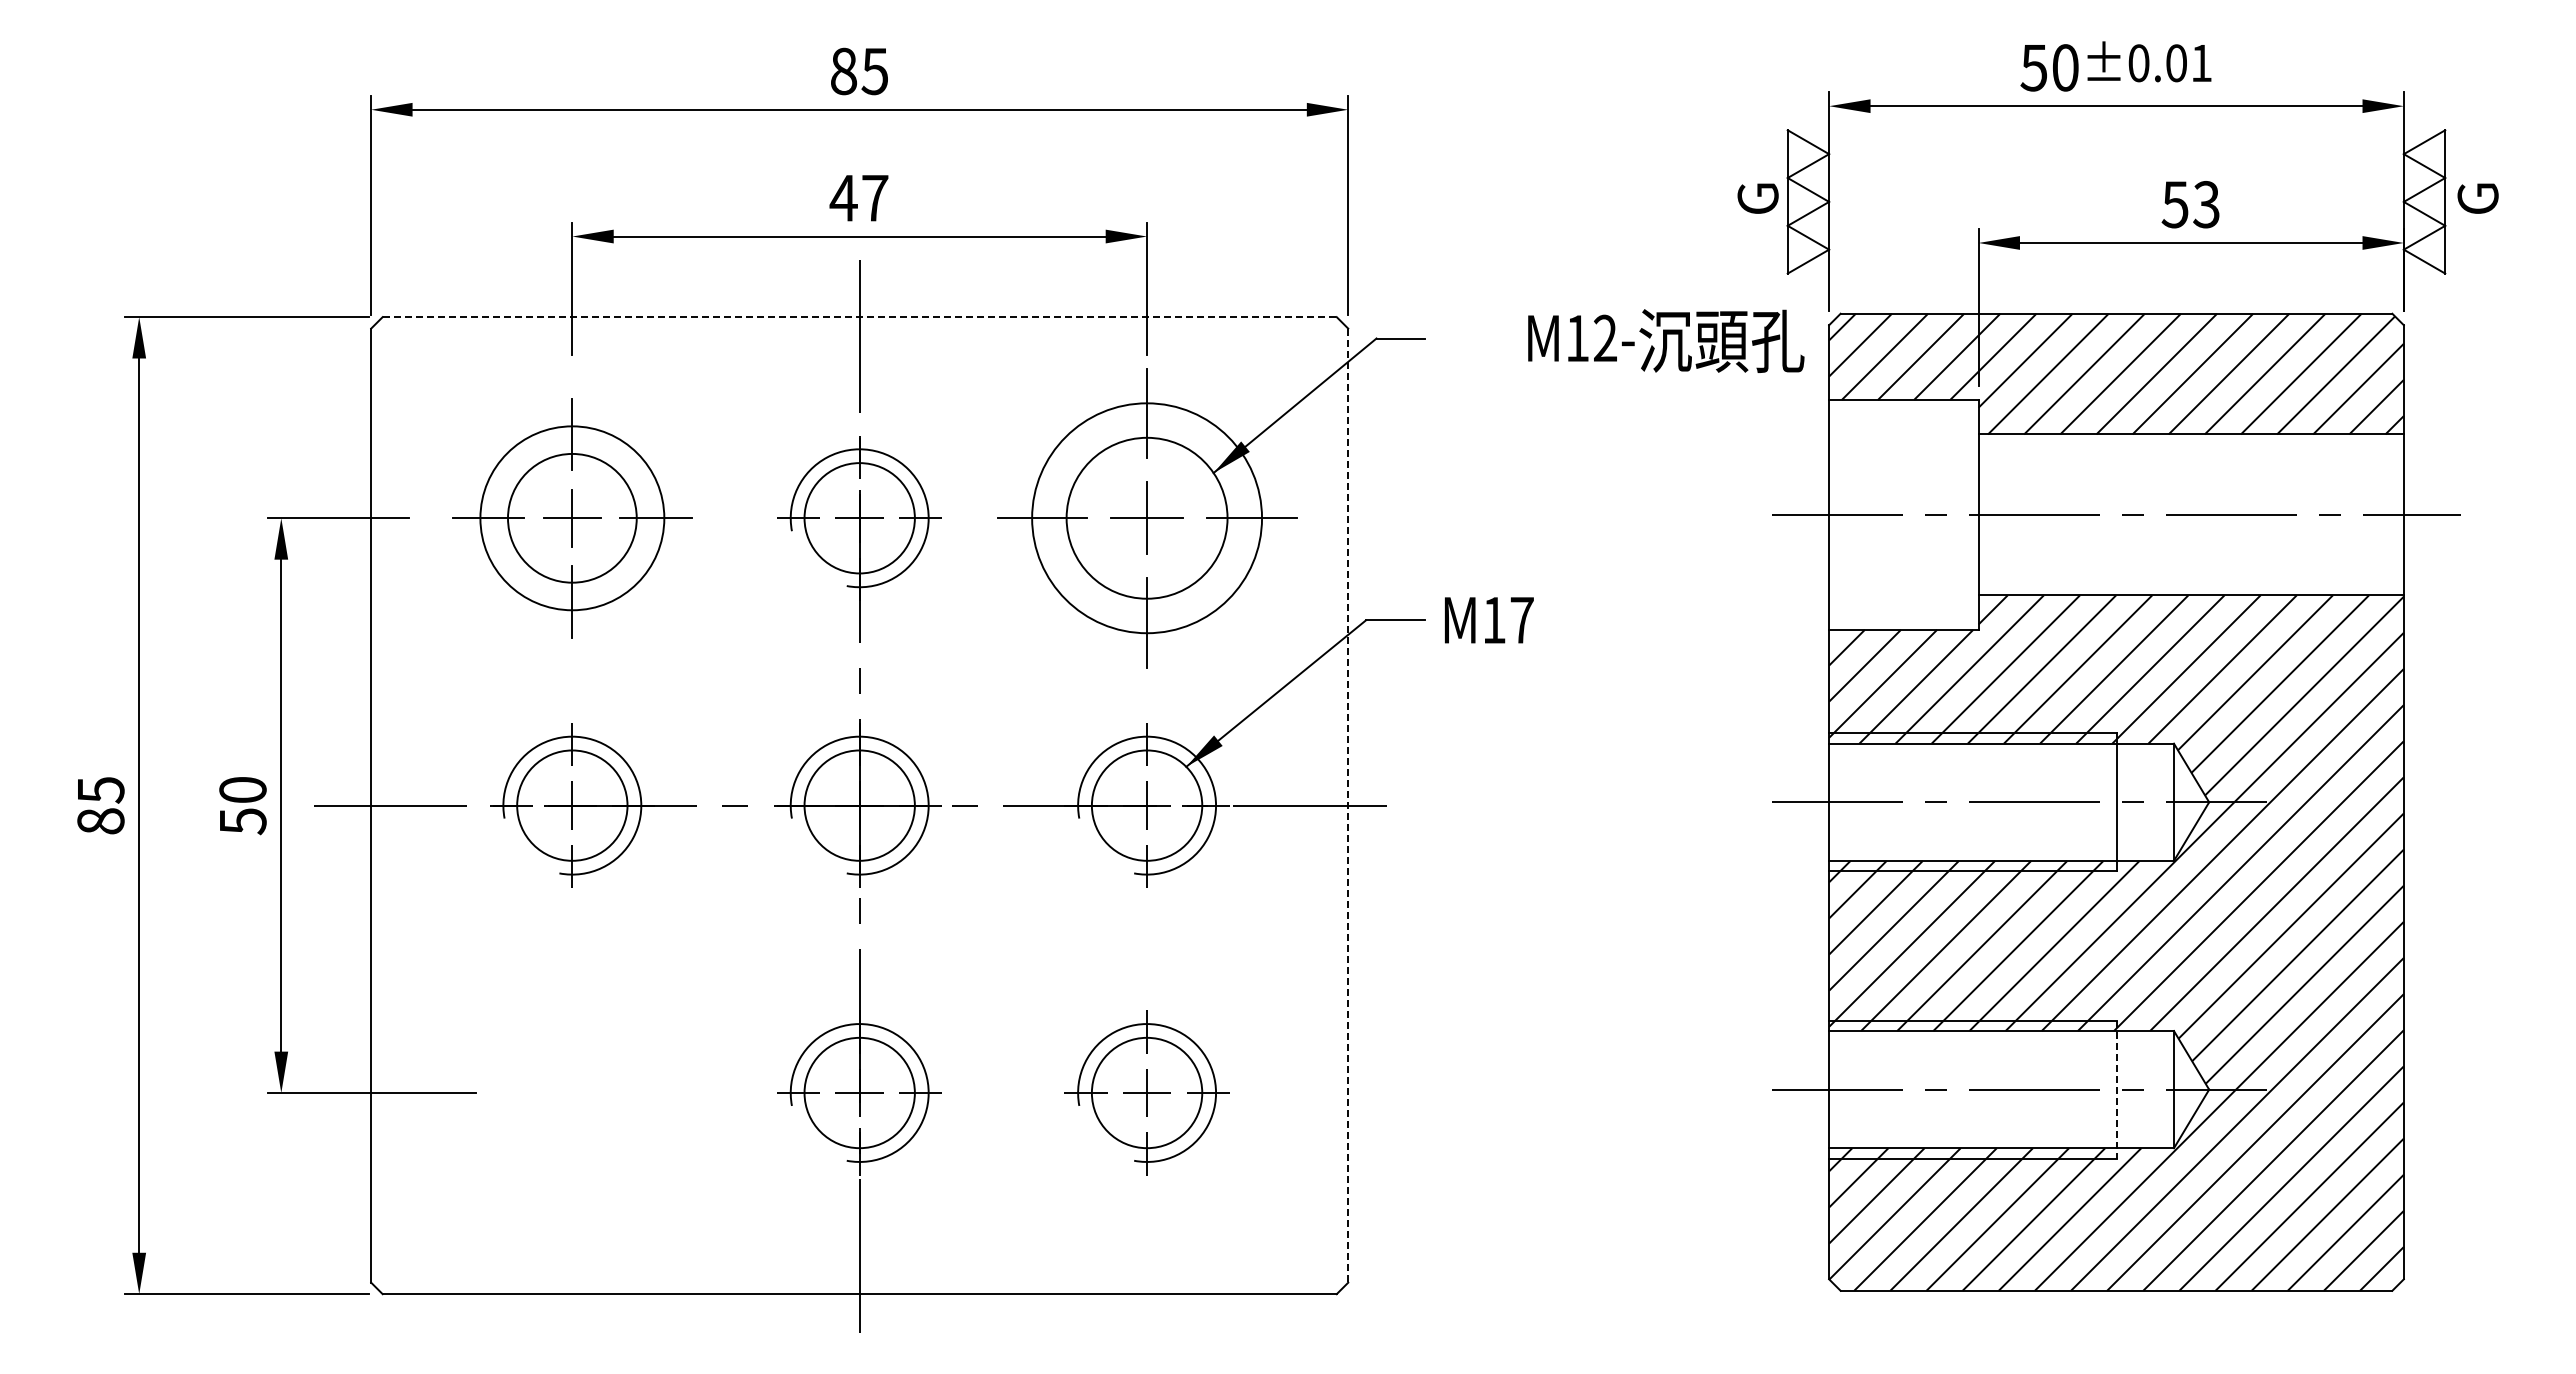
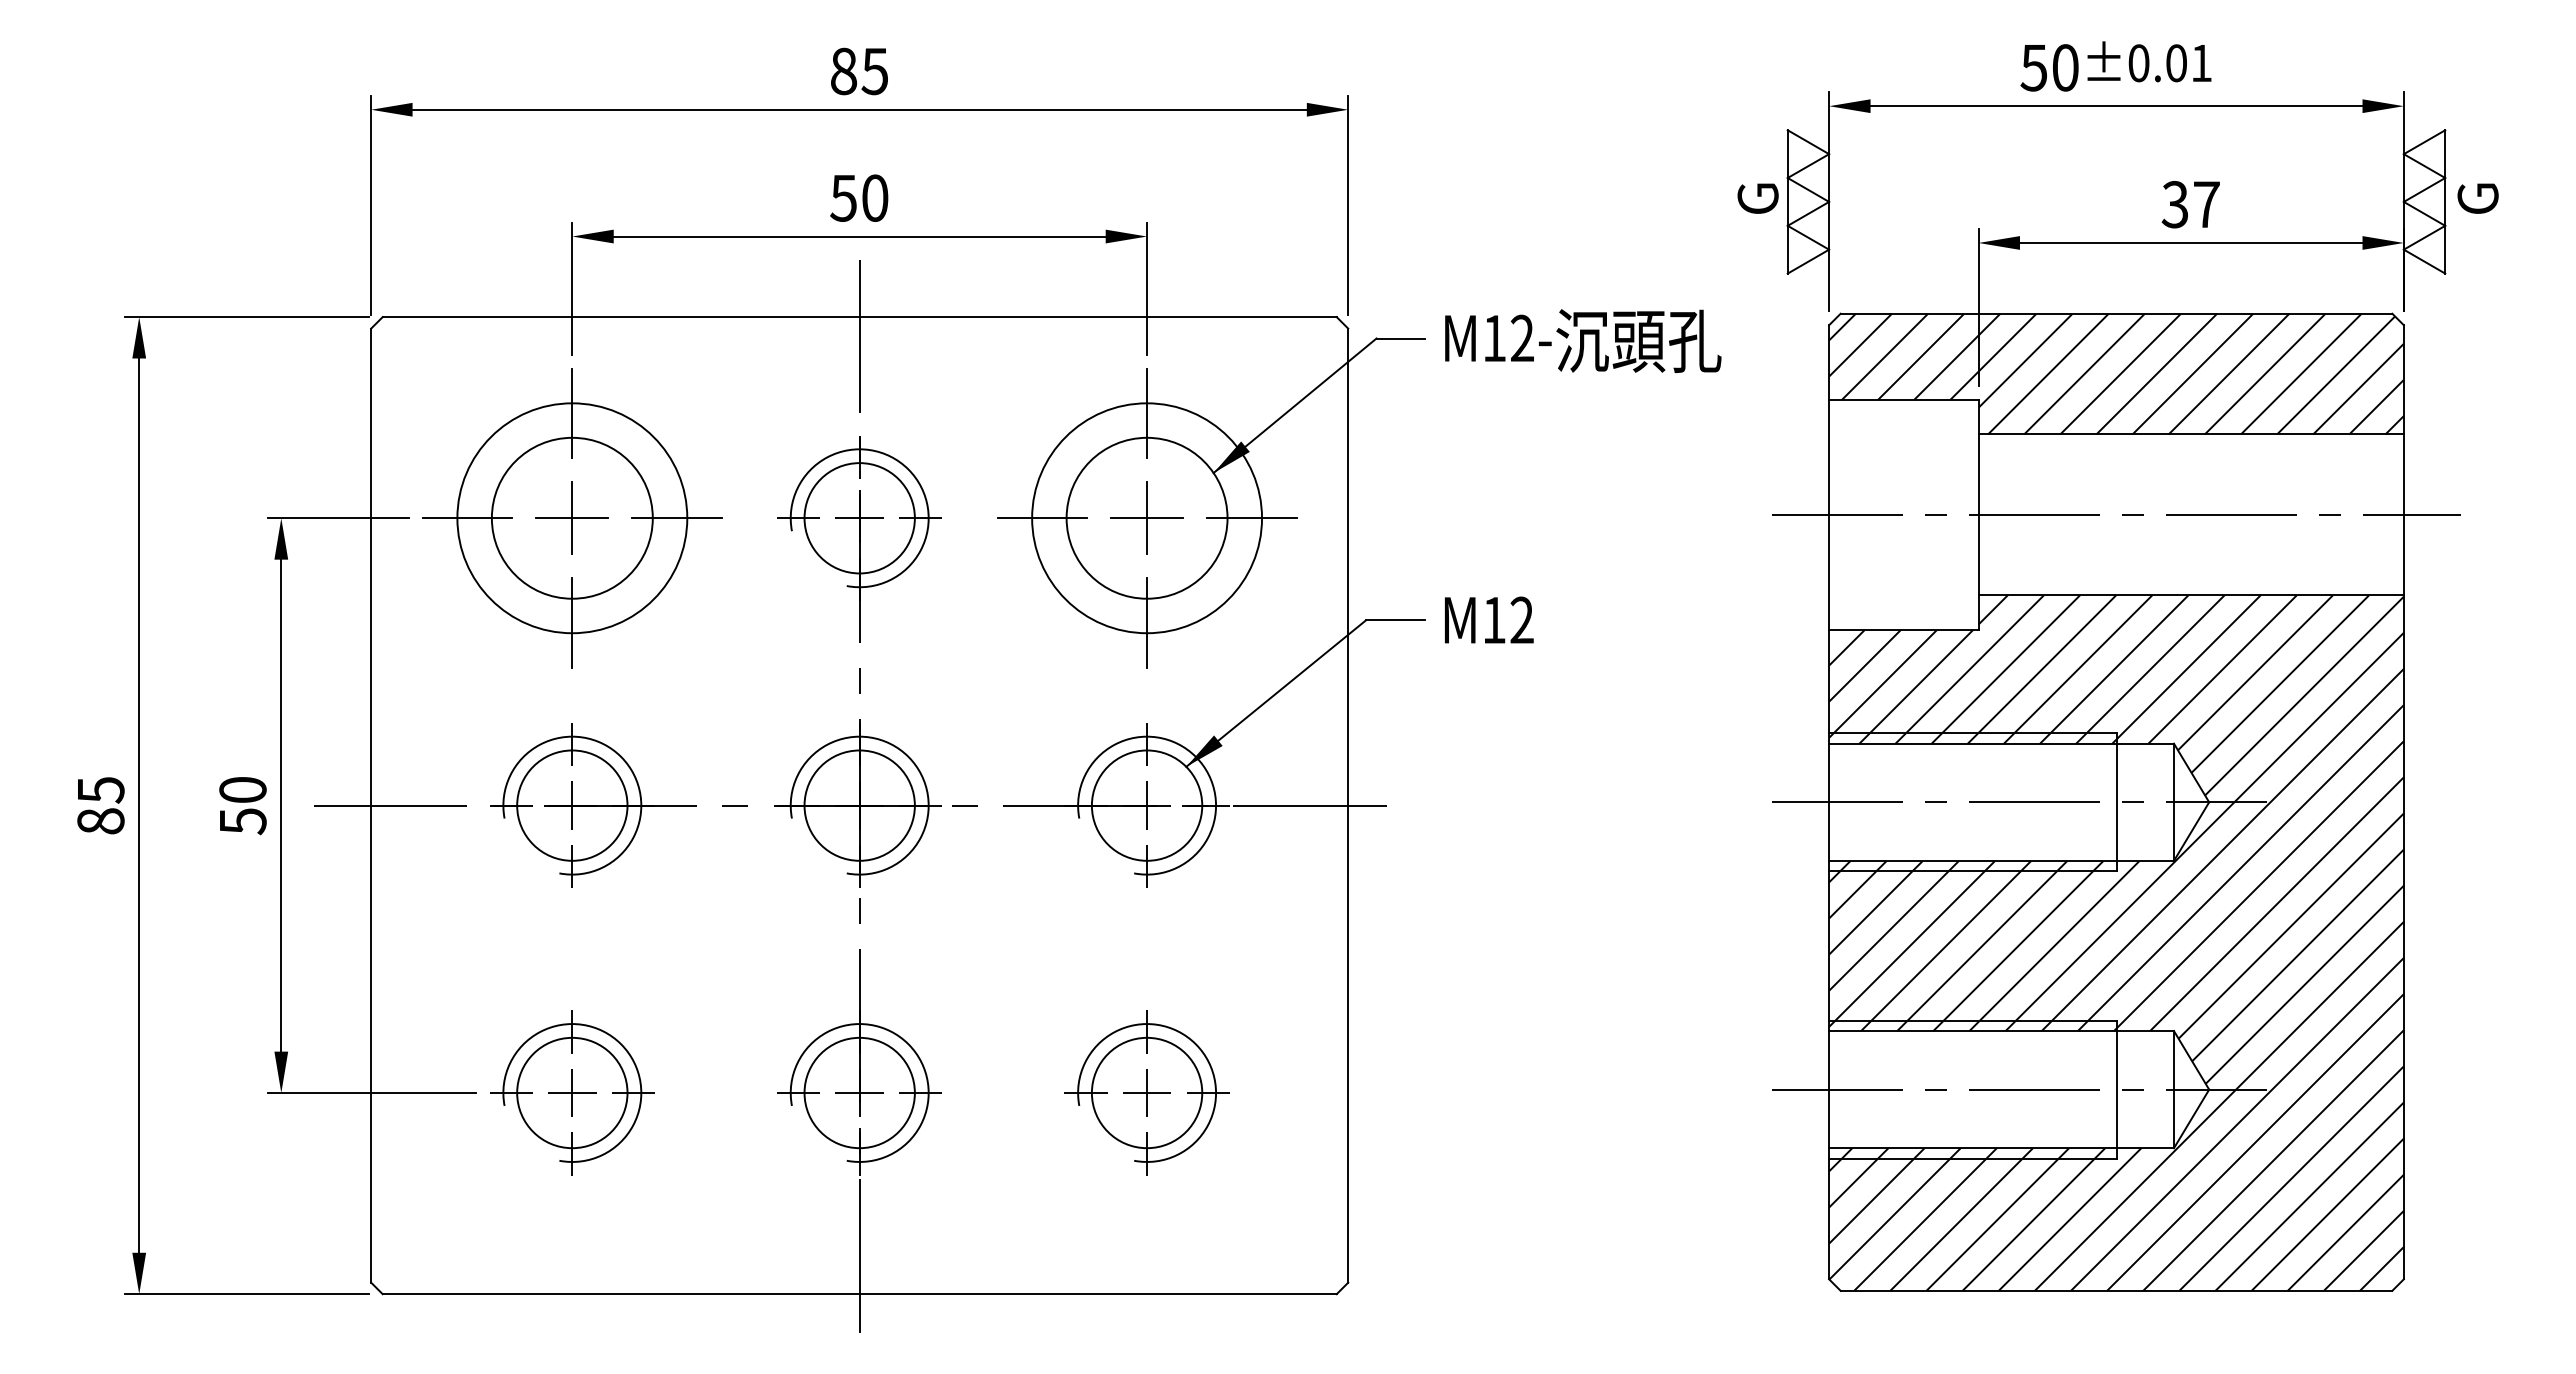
text: 47 -> 50 (858, 197)
text: 53 -> 37 (2190, 204)
line: dashed -> solid (860, 317)
text position: (1666, 340) -> (1583, 340) (1583, 340)
part size: 241x241 px -> 301x301 px (572, 518)
text: M17 -> M12 (1521, 619)
line: dashed -> solid (1348, 806)
line: dashed -> solid (2116, 1089)
part: none -> present (572, 1092)
